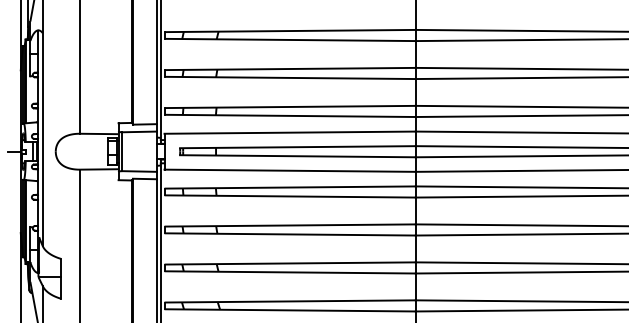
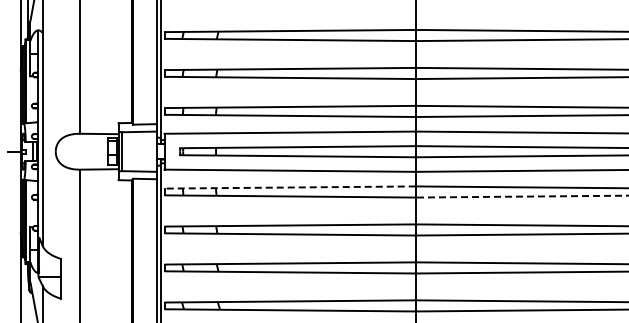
line: solid -> dashed (290, 187)
line: solid -> dashed (521, 196)
